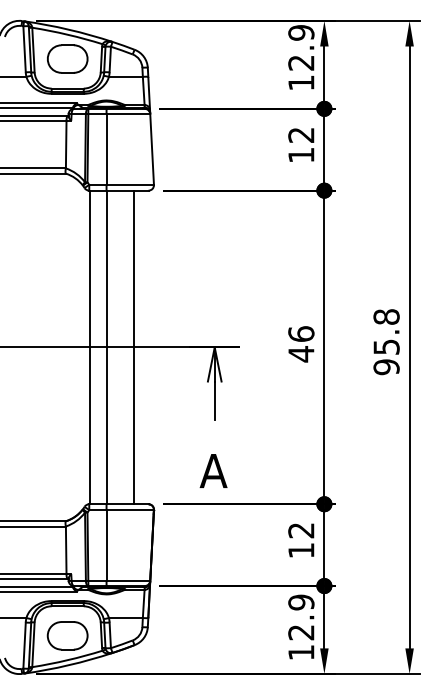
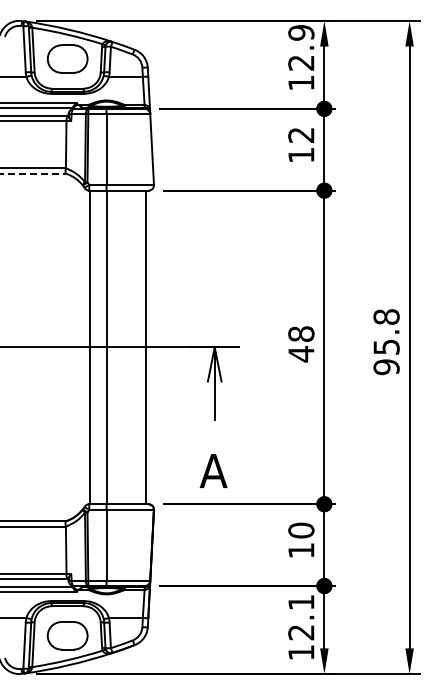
line: solid -> dashed (33, 173)
text: 46 -> 48 (301, 333)
line position: (133, 347) -> (145, 347) (145, 347)
text: 12 -> 10 (301, 530)
text: 12.9 -> 12.1 (301, 602)
